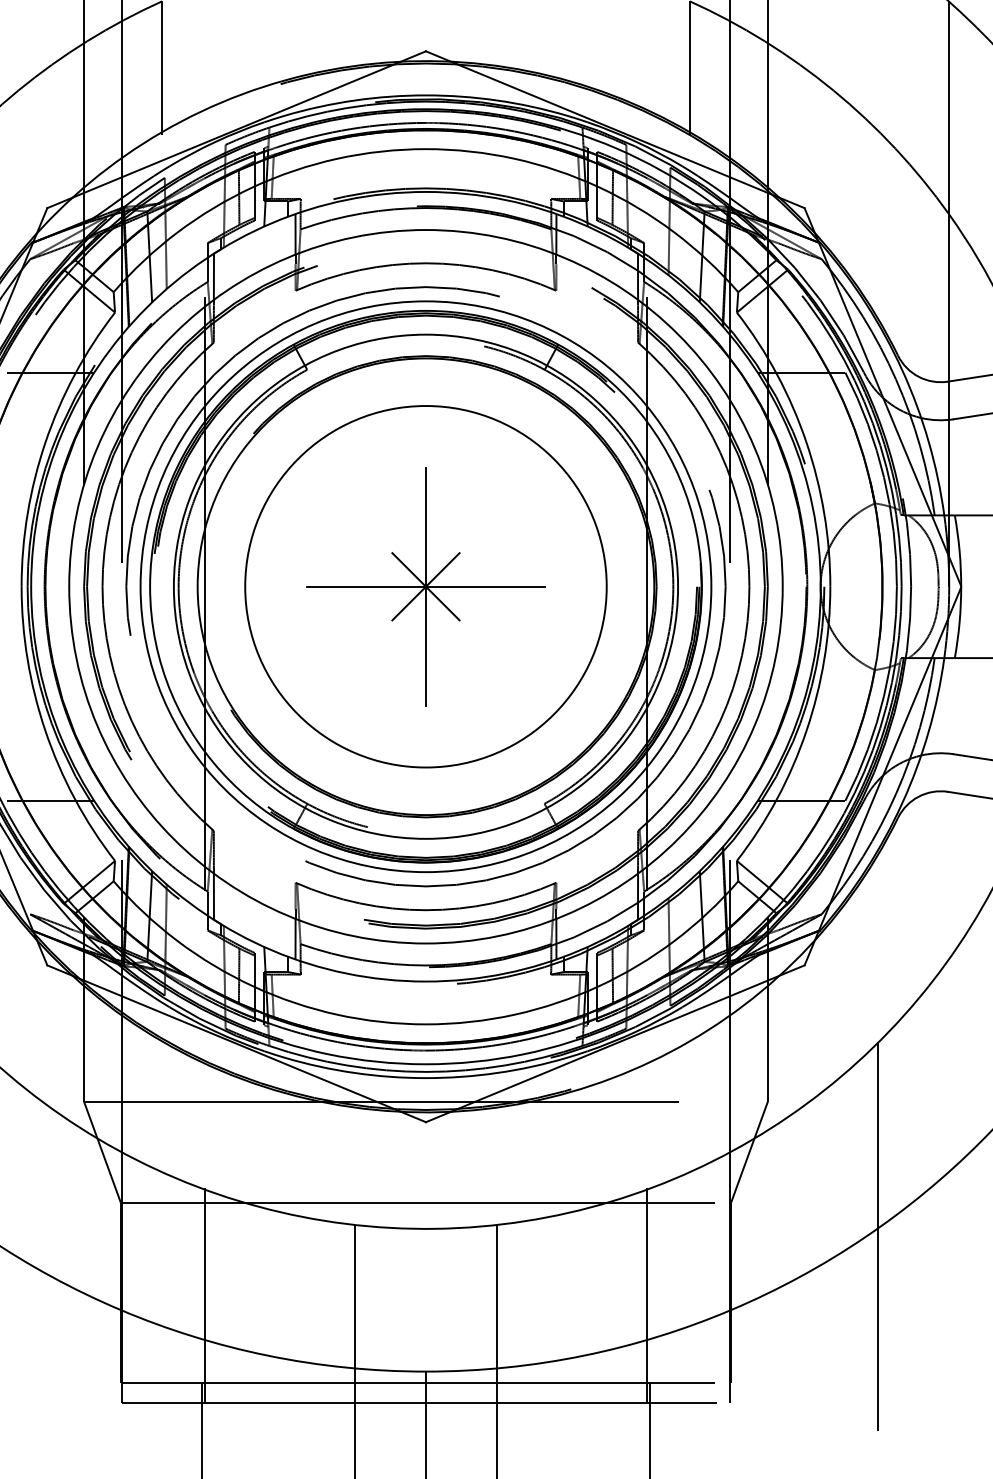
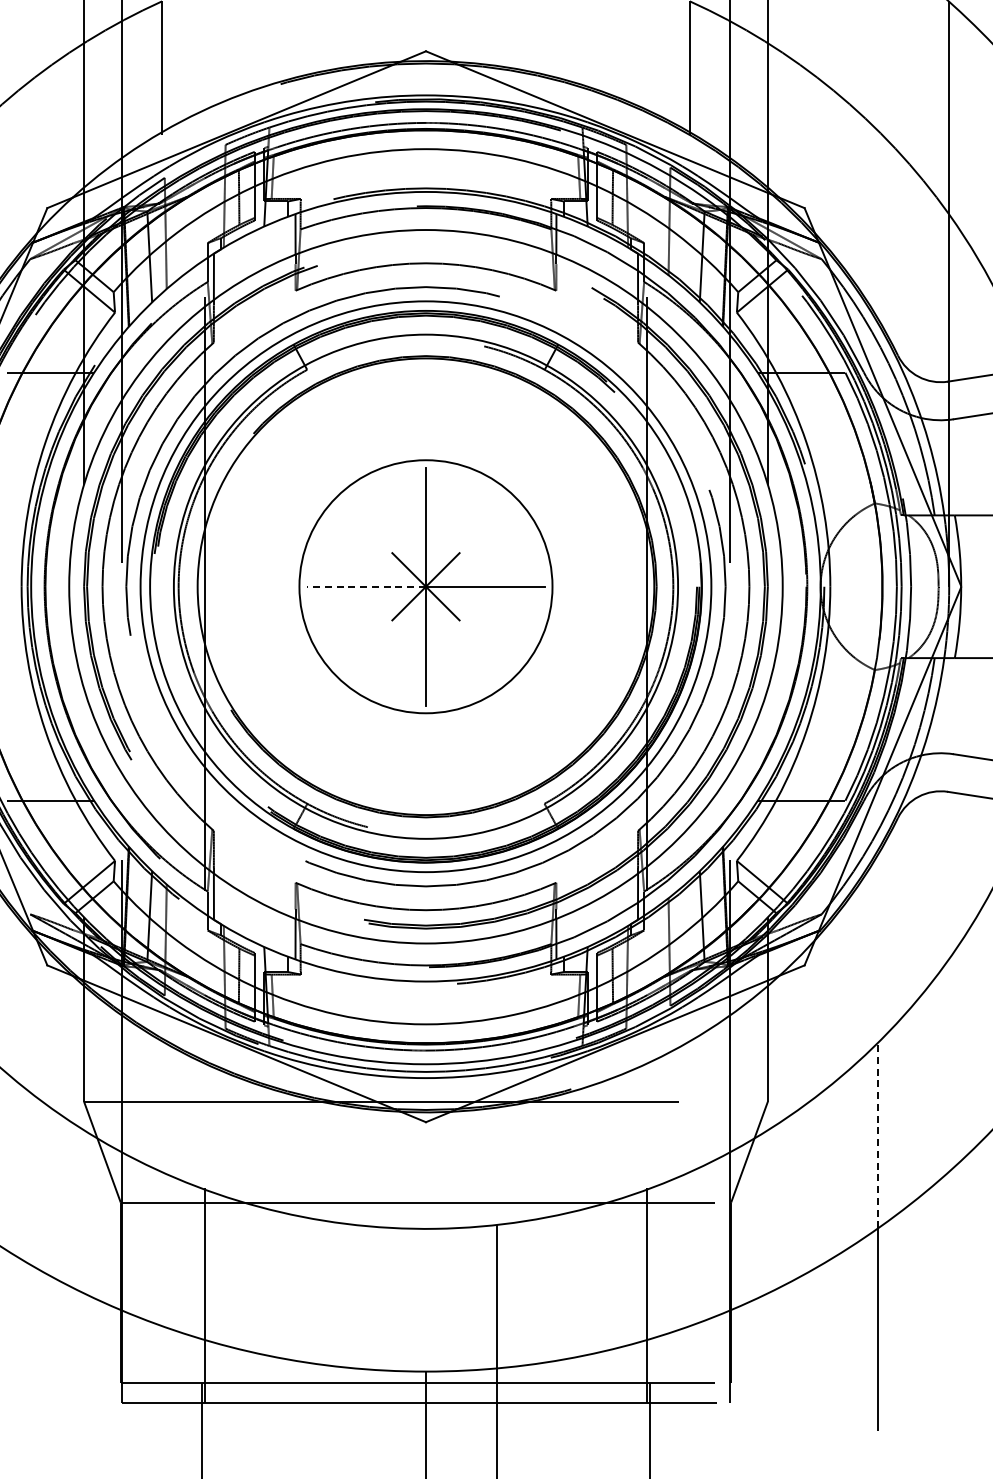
line: solid -> dashed (366, 586)
circle diameter: 362 px -> 253 px (425, 586)
line: solid -> dashed (877, 1135)
line: present -> none (354, 1349)
